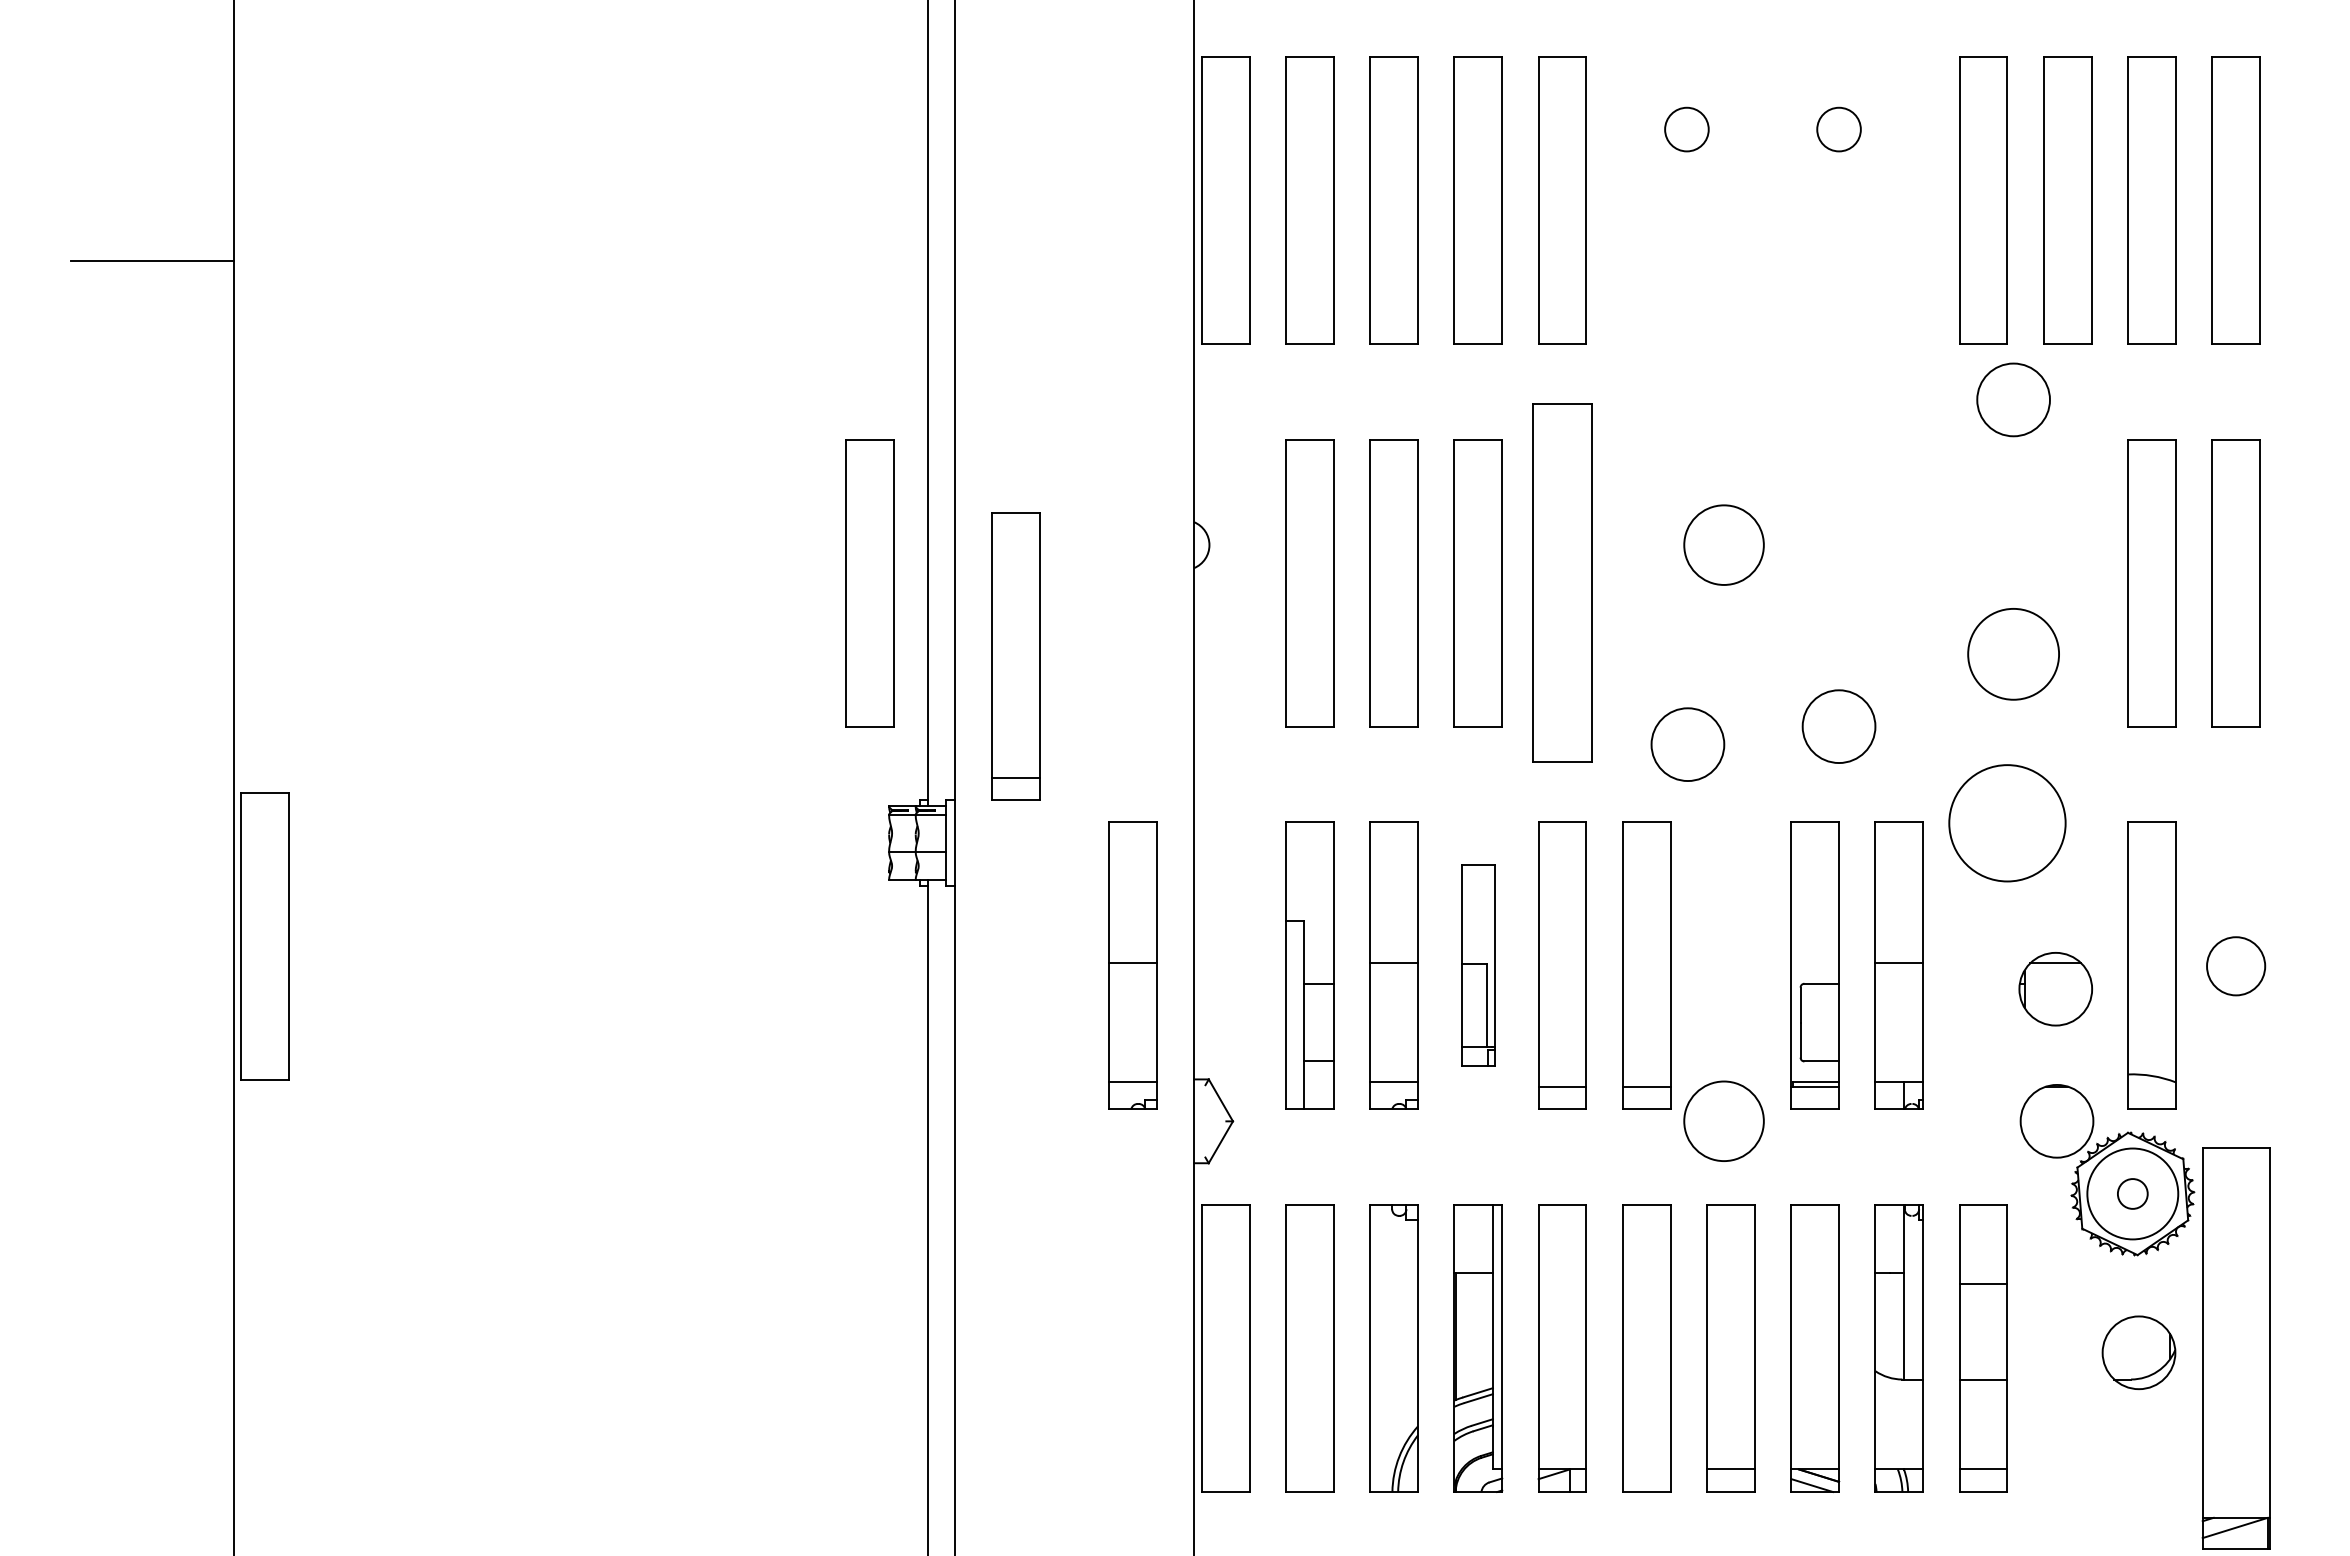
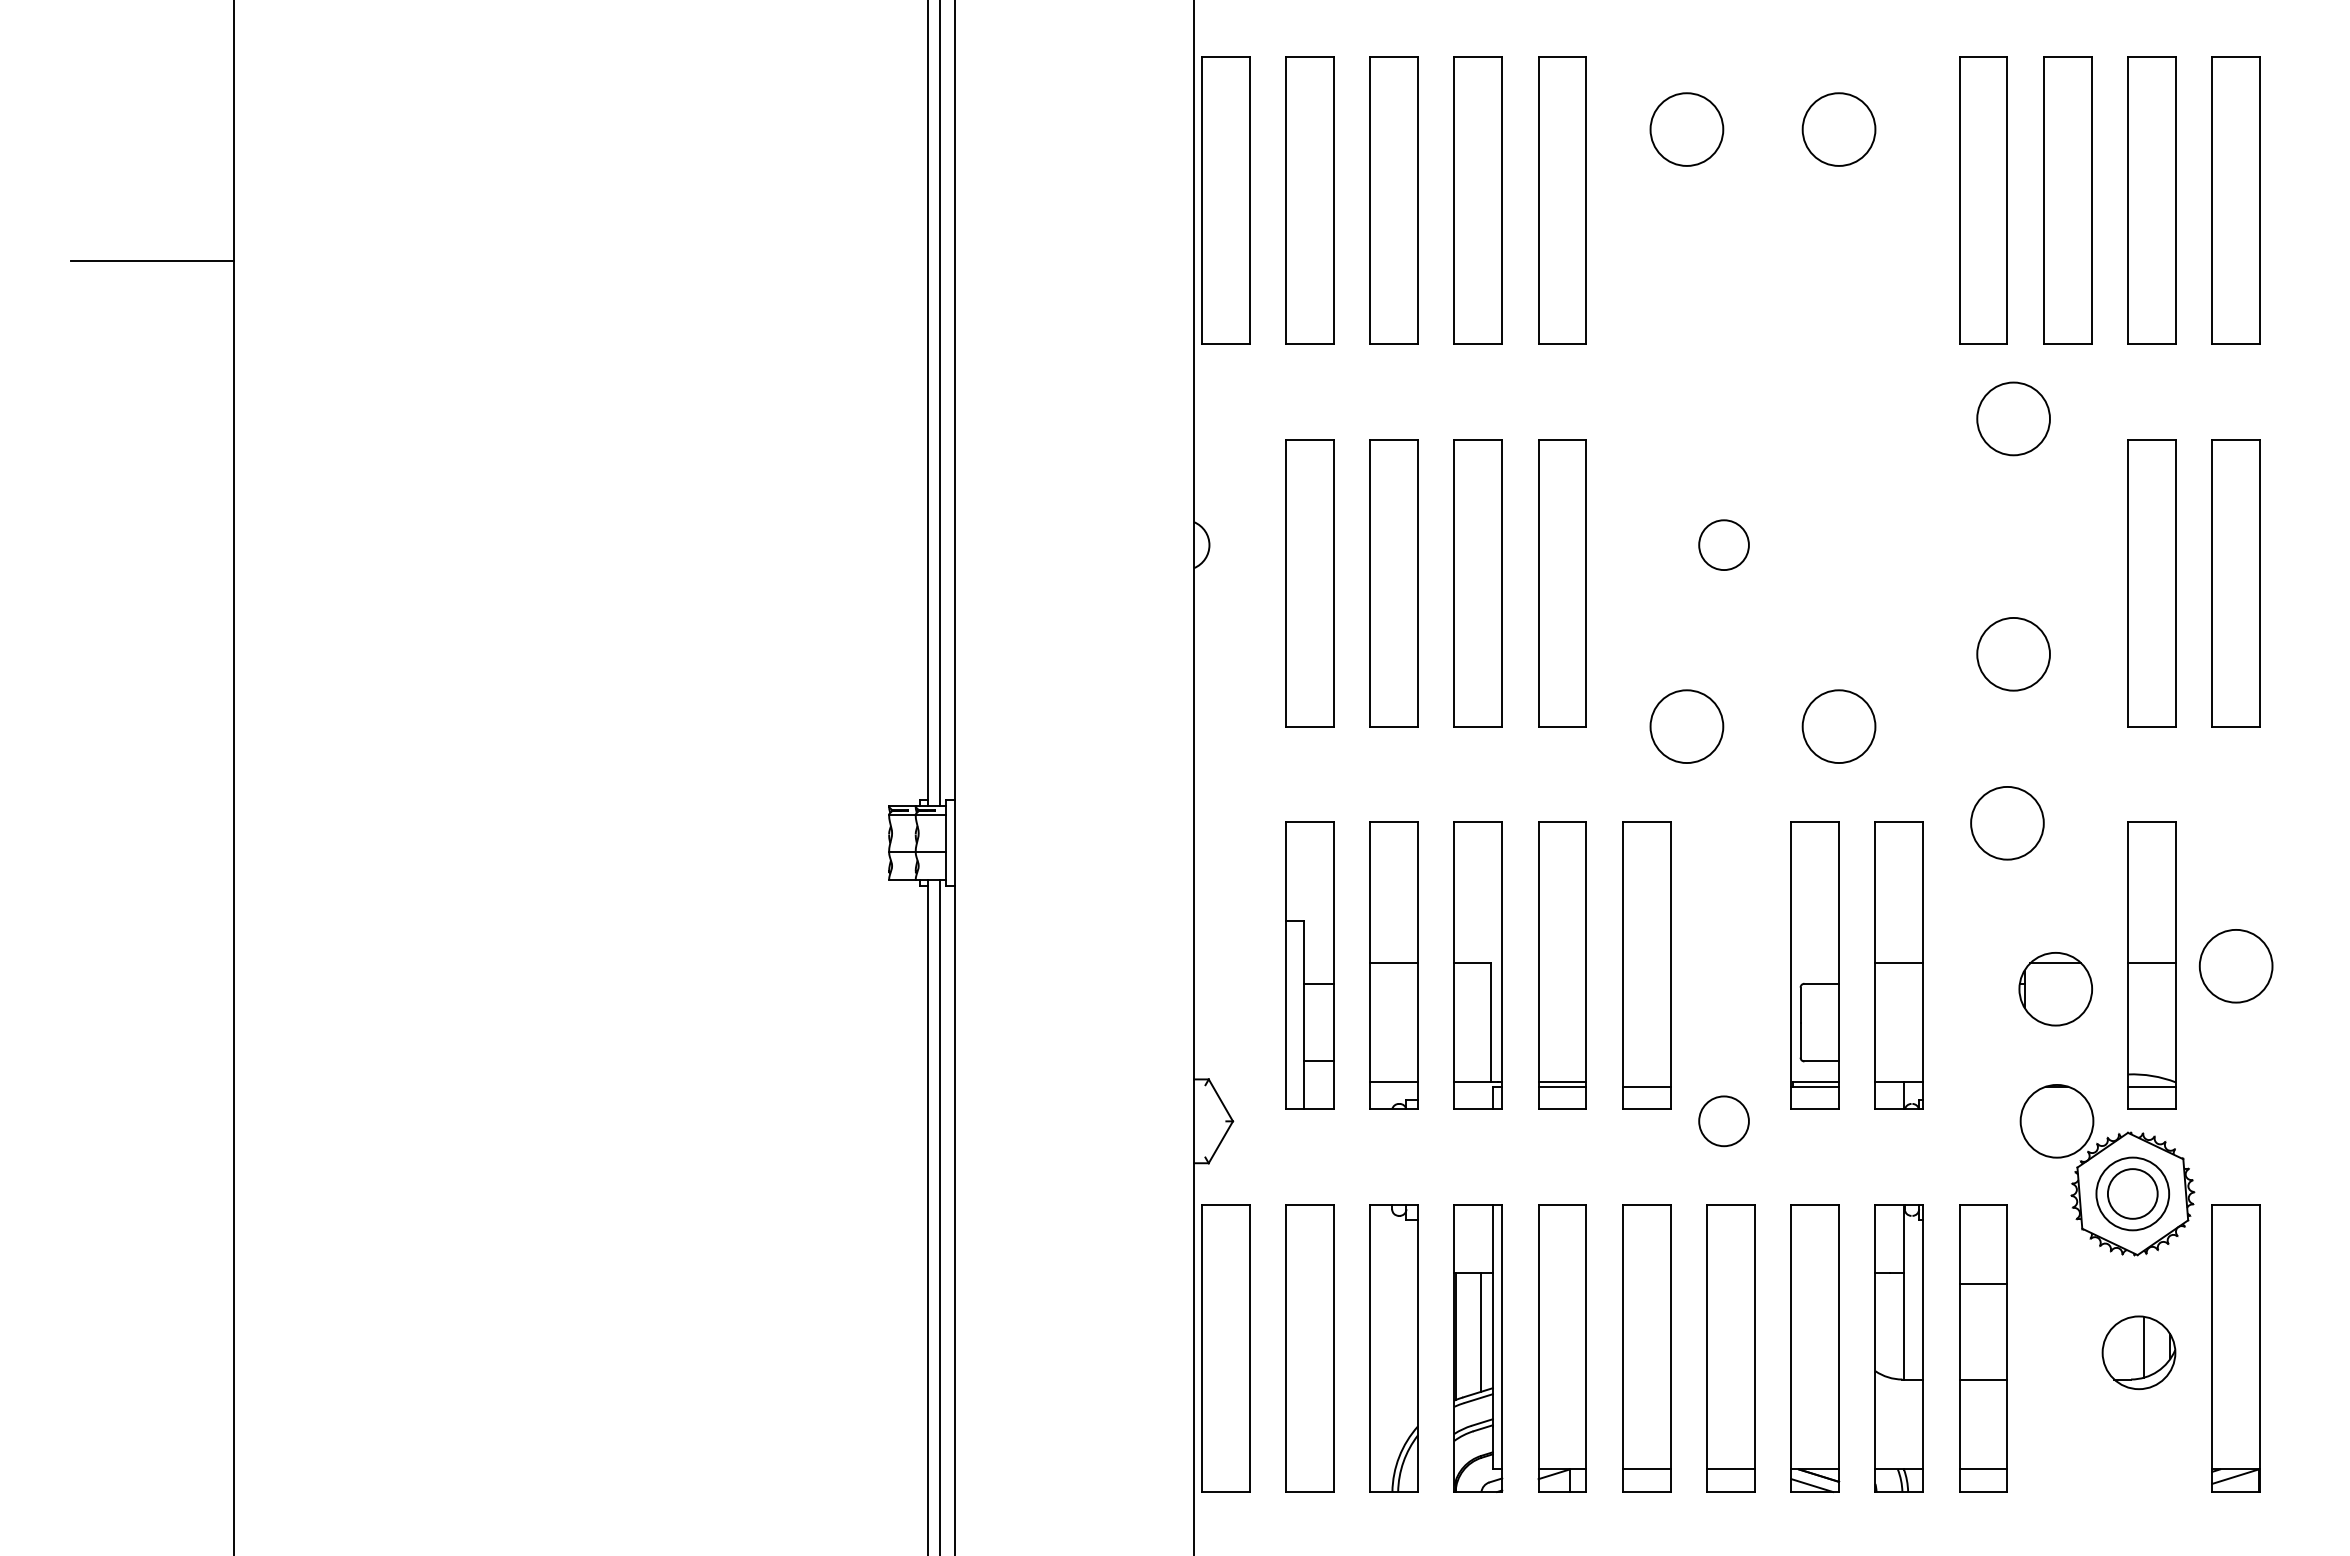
circle diameter: 44 px -> 73 px (1686, 129)
circle diameter: 44 px -> 73 px (1838, 129)
circle position: (2013, 399) -> (2013, 418) (2013, 418)
line: none -> present (939, 404)
circle diameter: 80 px -> 50 px (1723, 545)
part size: 61x360 px -> 49x289 px (1562, 583)
part: present -> none (869, 583)
circle diameter: 91 px -> 73 px (2013, 653)
part: present -> none (1015, 656)
circle position: (1687, 744) -> (1686, 726) (1686, 726)
circle diameter: 116 px -> 73 px (2007, 822)
part: present -> none (264, 936)
line: none -> present (2151, 963)
part: present -> none (1132, 965)
part size: 35x203 px -> 50x289 px (1477, 965)
circle size: 61x61 px -> 76x75 px (2235, 966)
line: none -> present (1562, 1081)
line: none -> present (2151, 1086)
circle diameter: 80 px -> 50 px (1723, 1121)
circle diameter: 30 px -> 50 px (2132, 1193)
circle diameter: 91 px -> 73 px (2132, 1193)
line: none -> present (939, 1216)
line: none -> present (1481, 1332)
line: none -> present (2144, 1346)
part size: 70x403 px -> 50x289 px (2235, 1348)
line: none -> present (1646, 1469)
